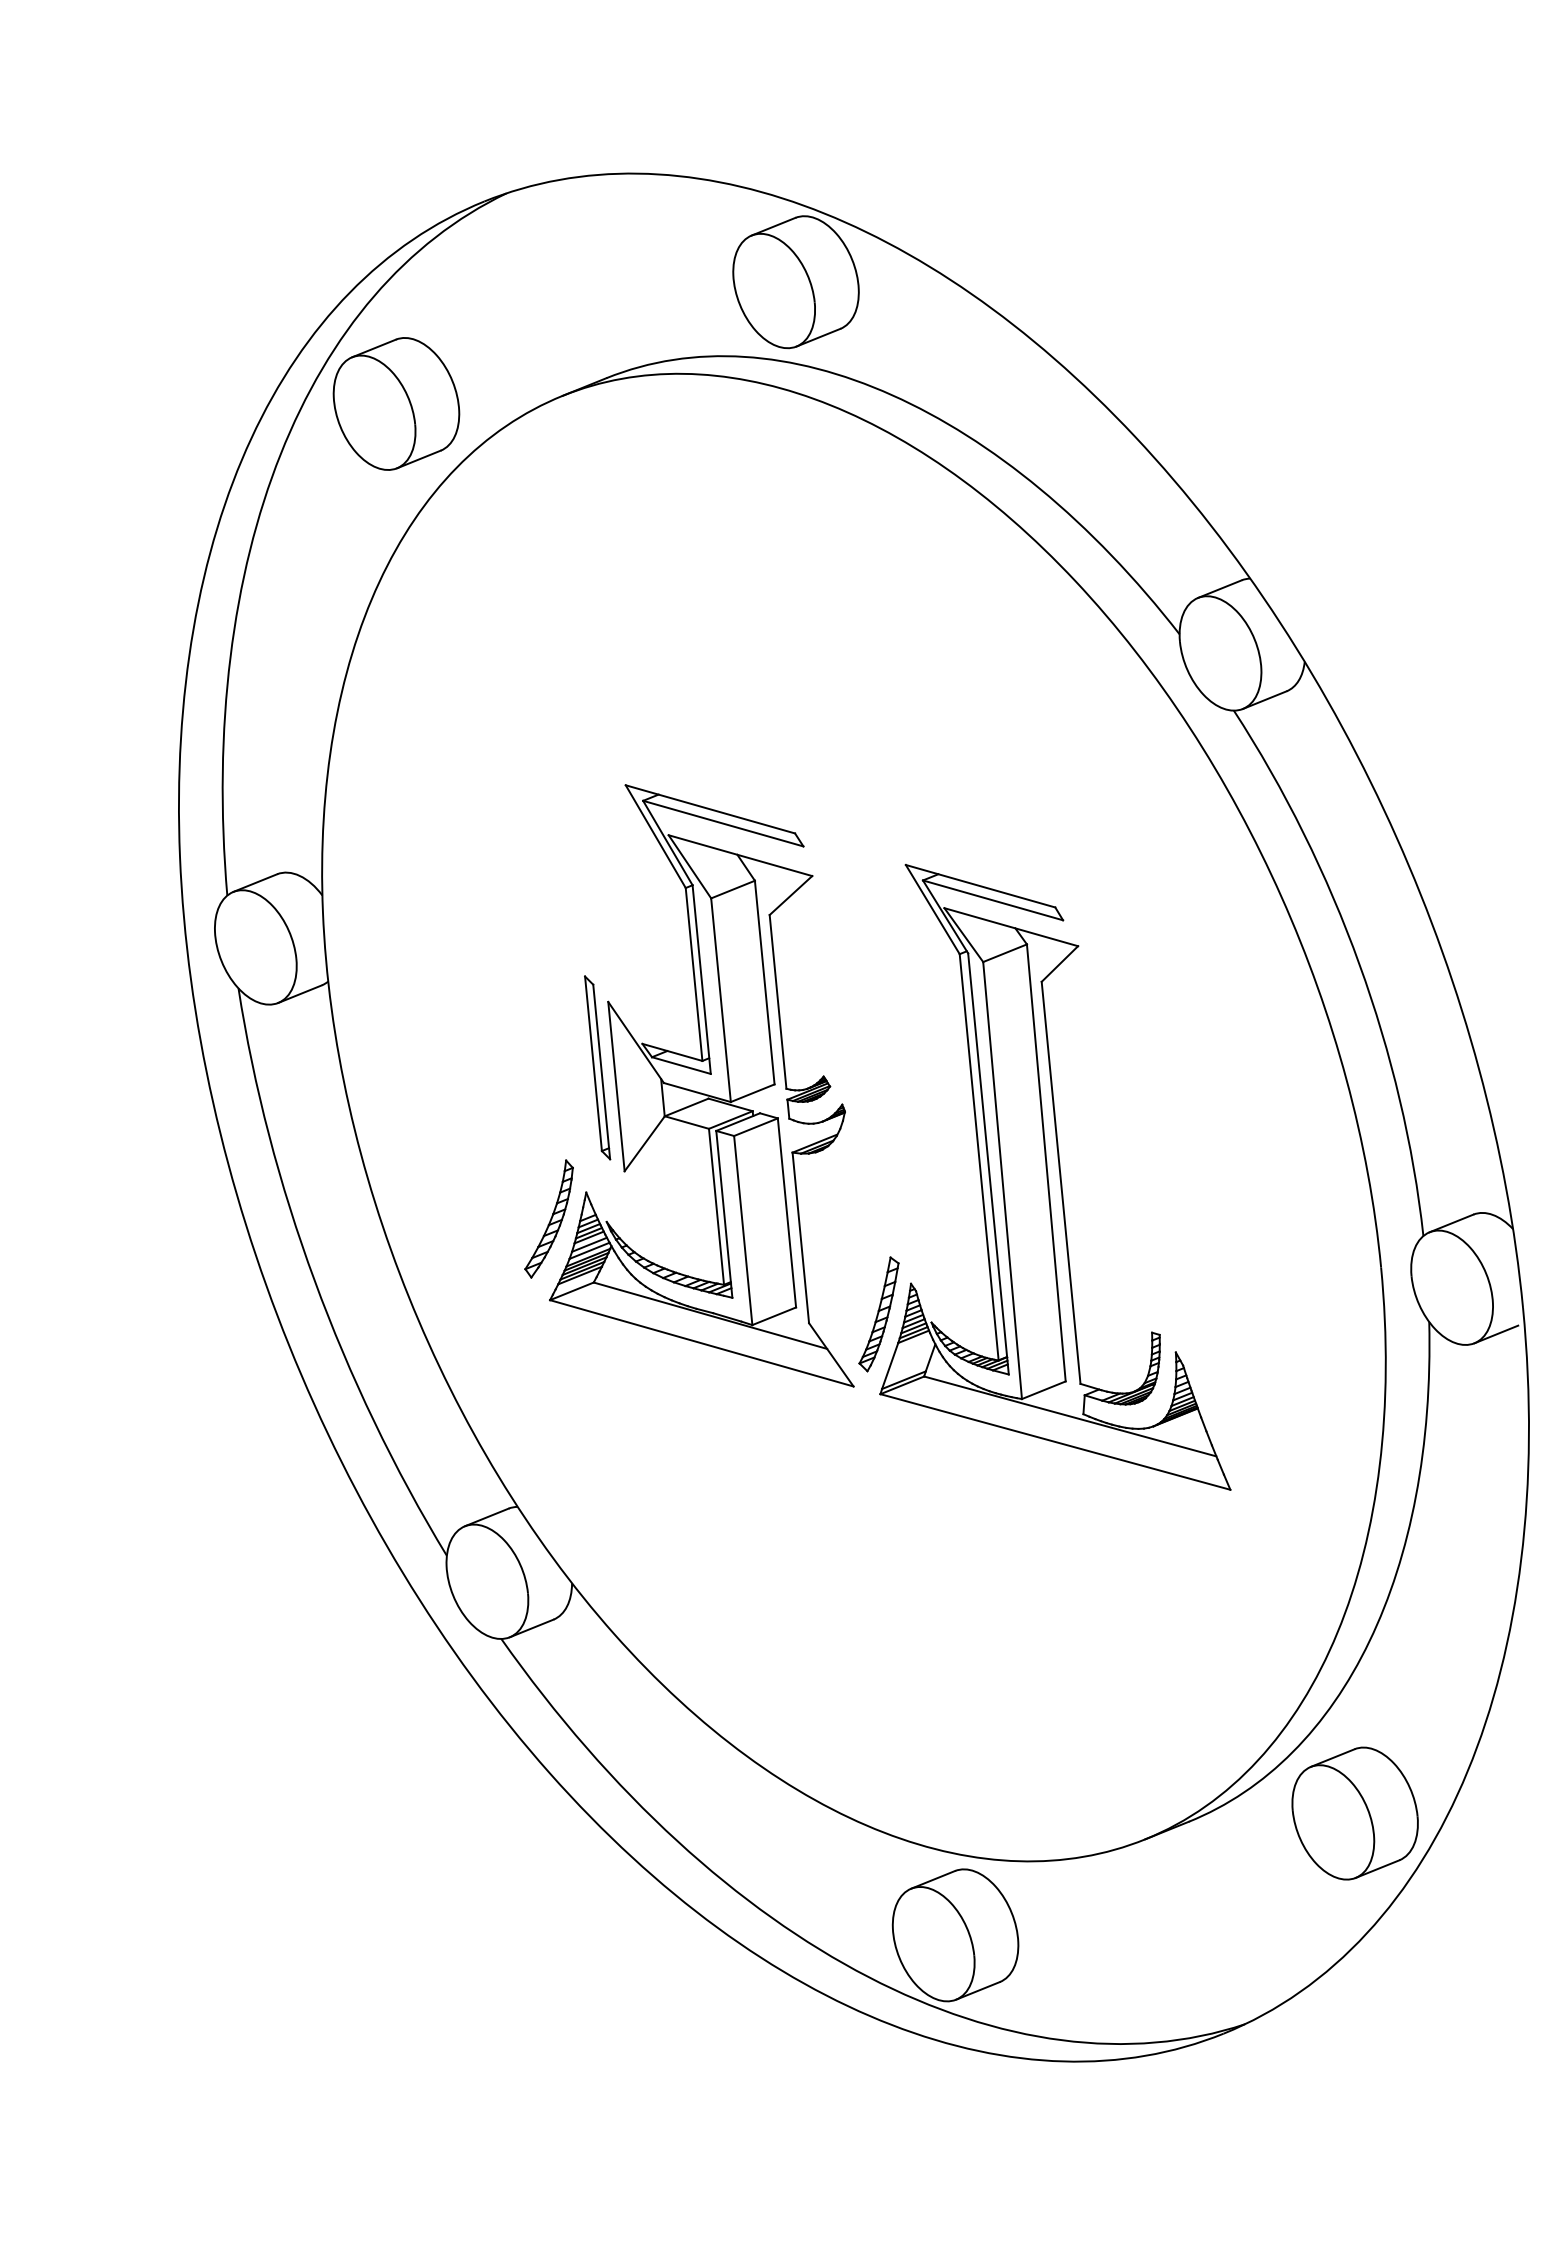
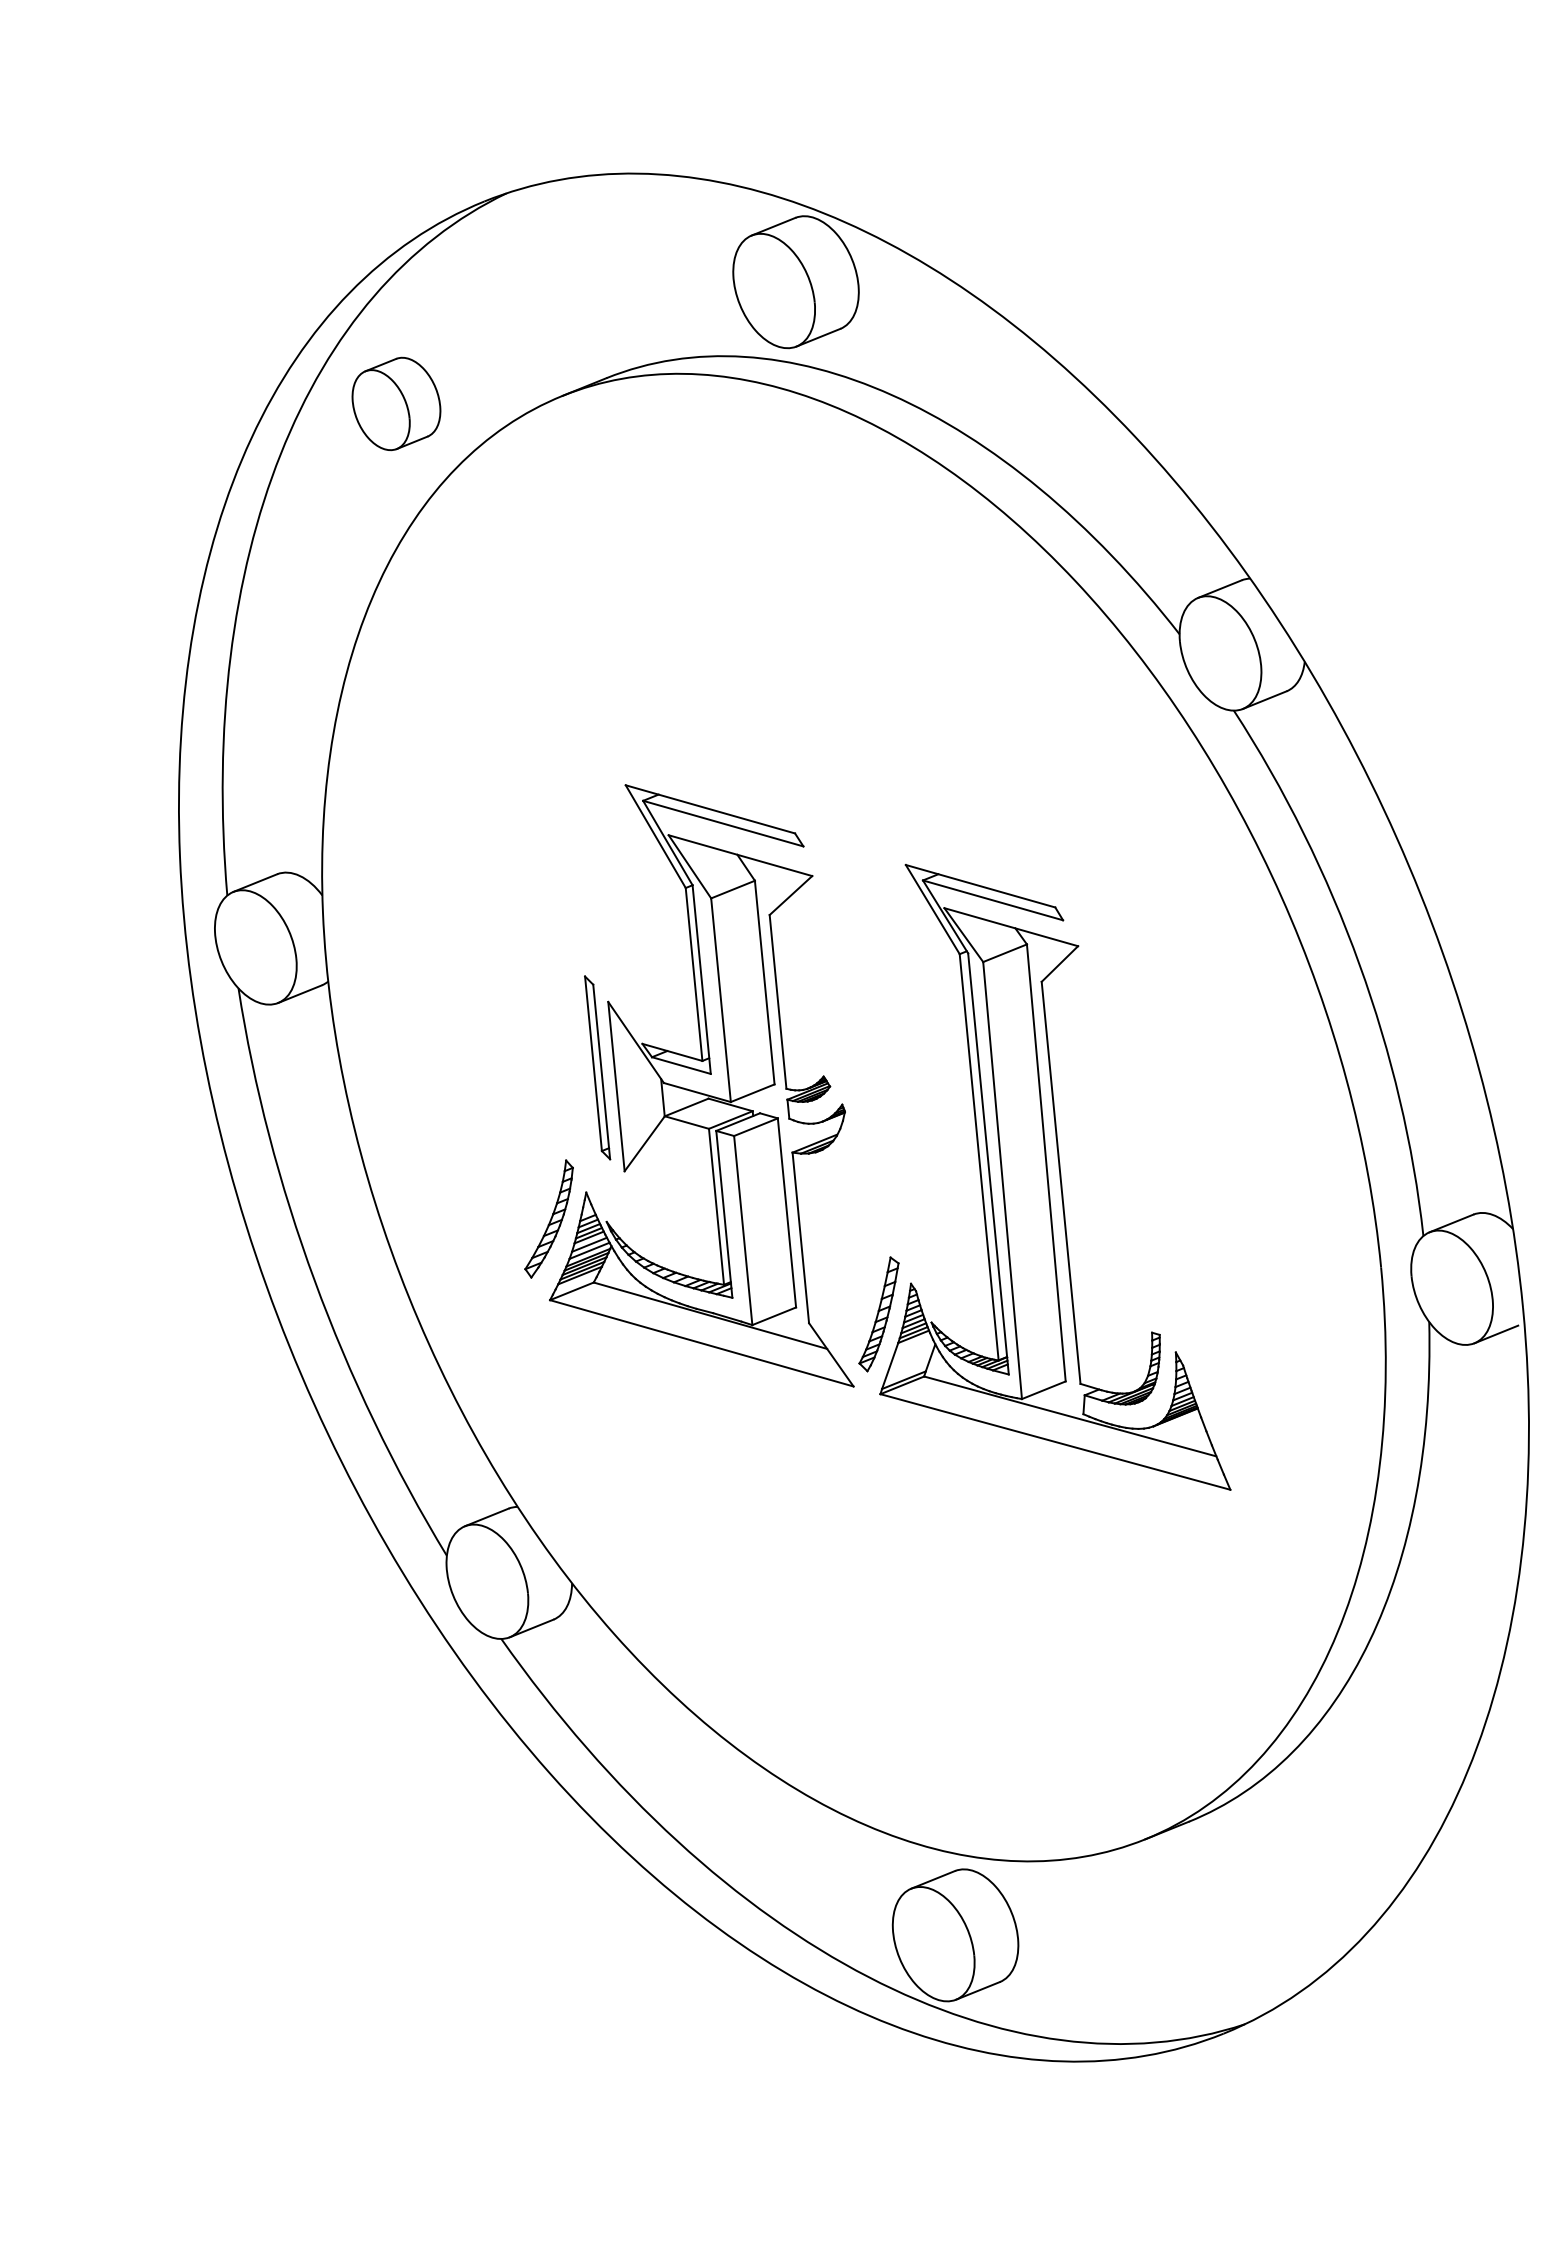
part size: 129x134 px -> 91x96 px (396, 403)
part: present -> none (1354, 1813)
